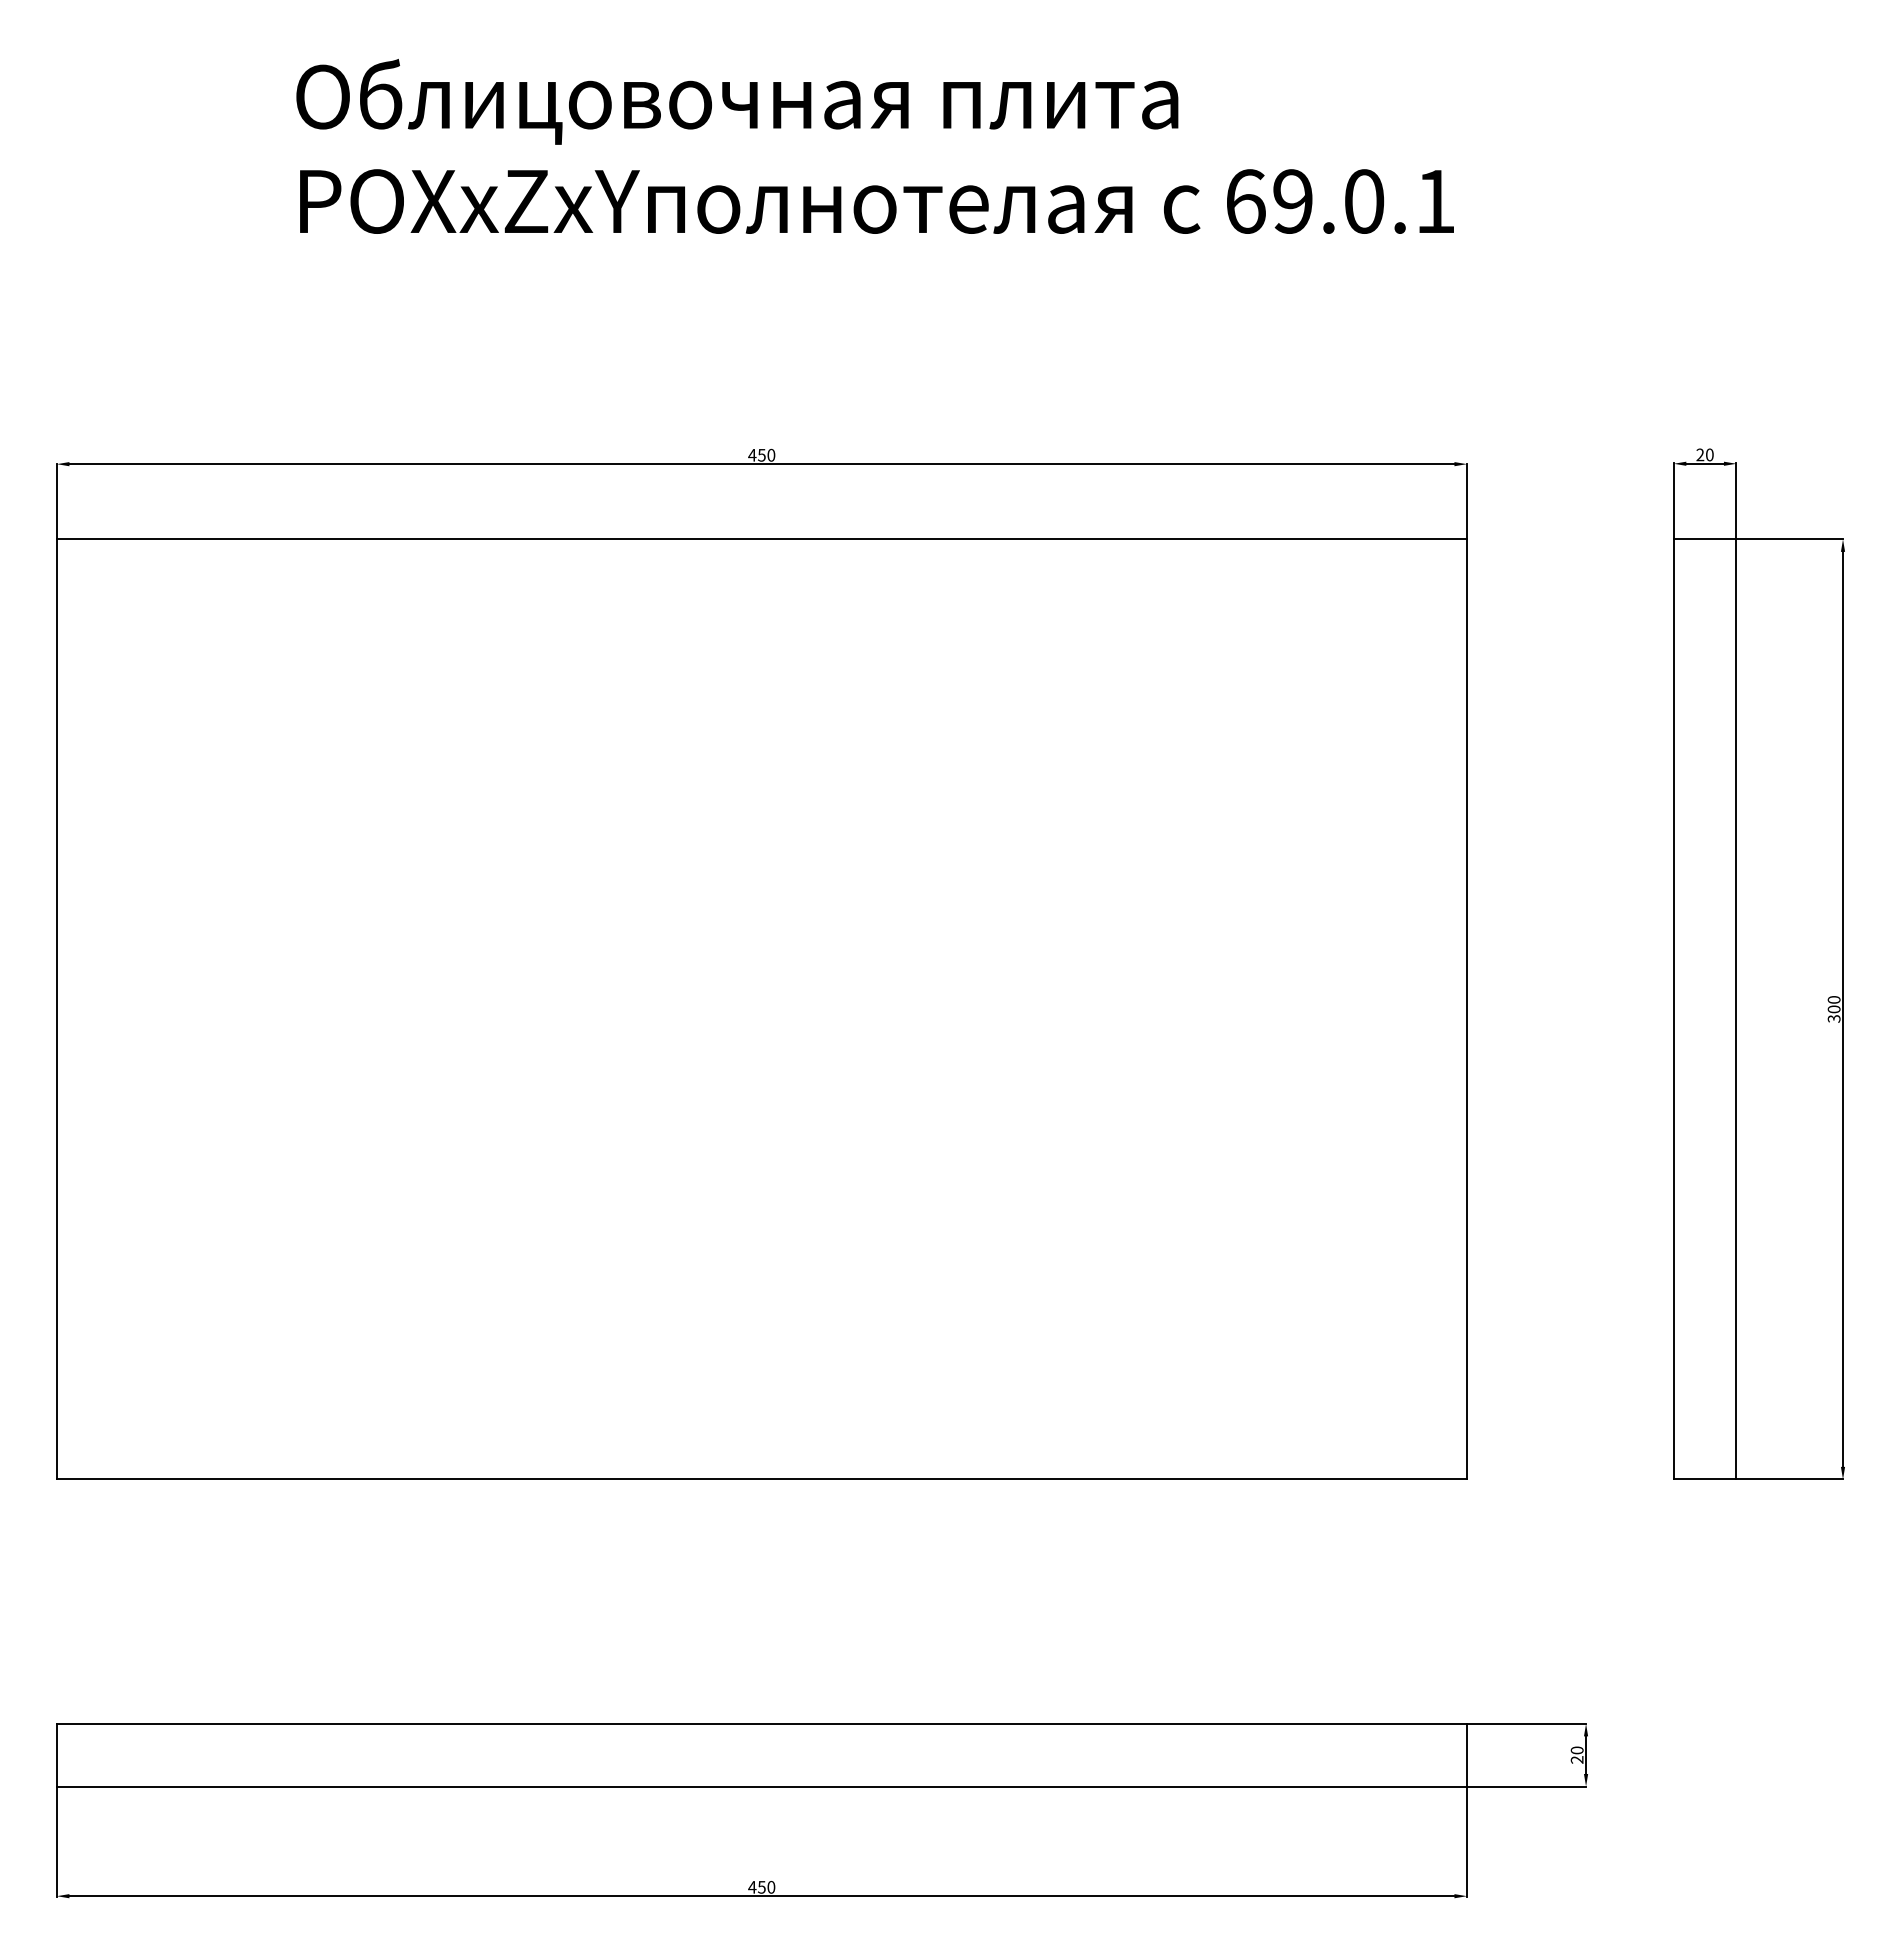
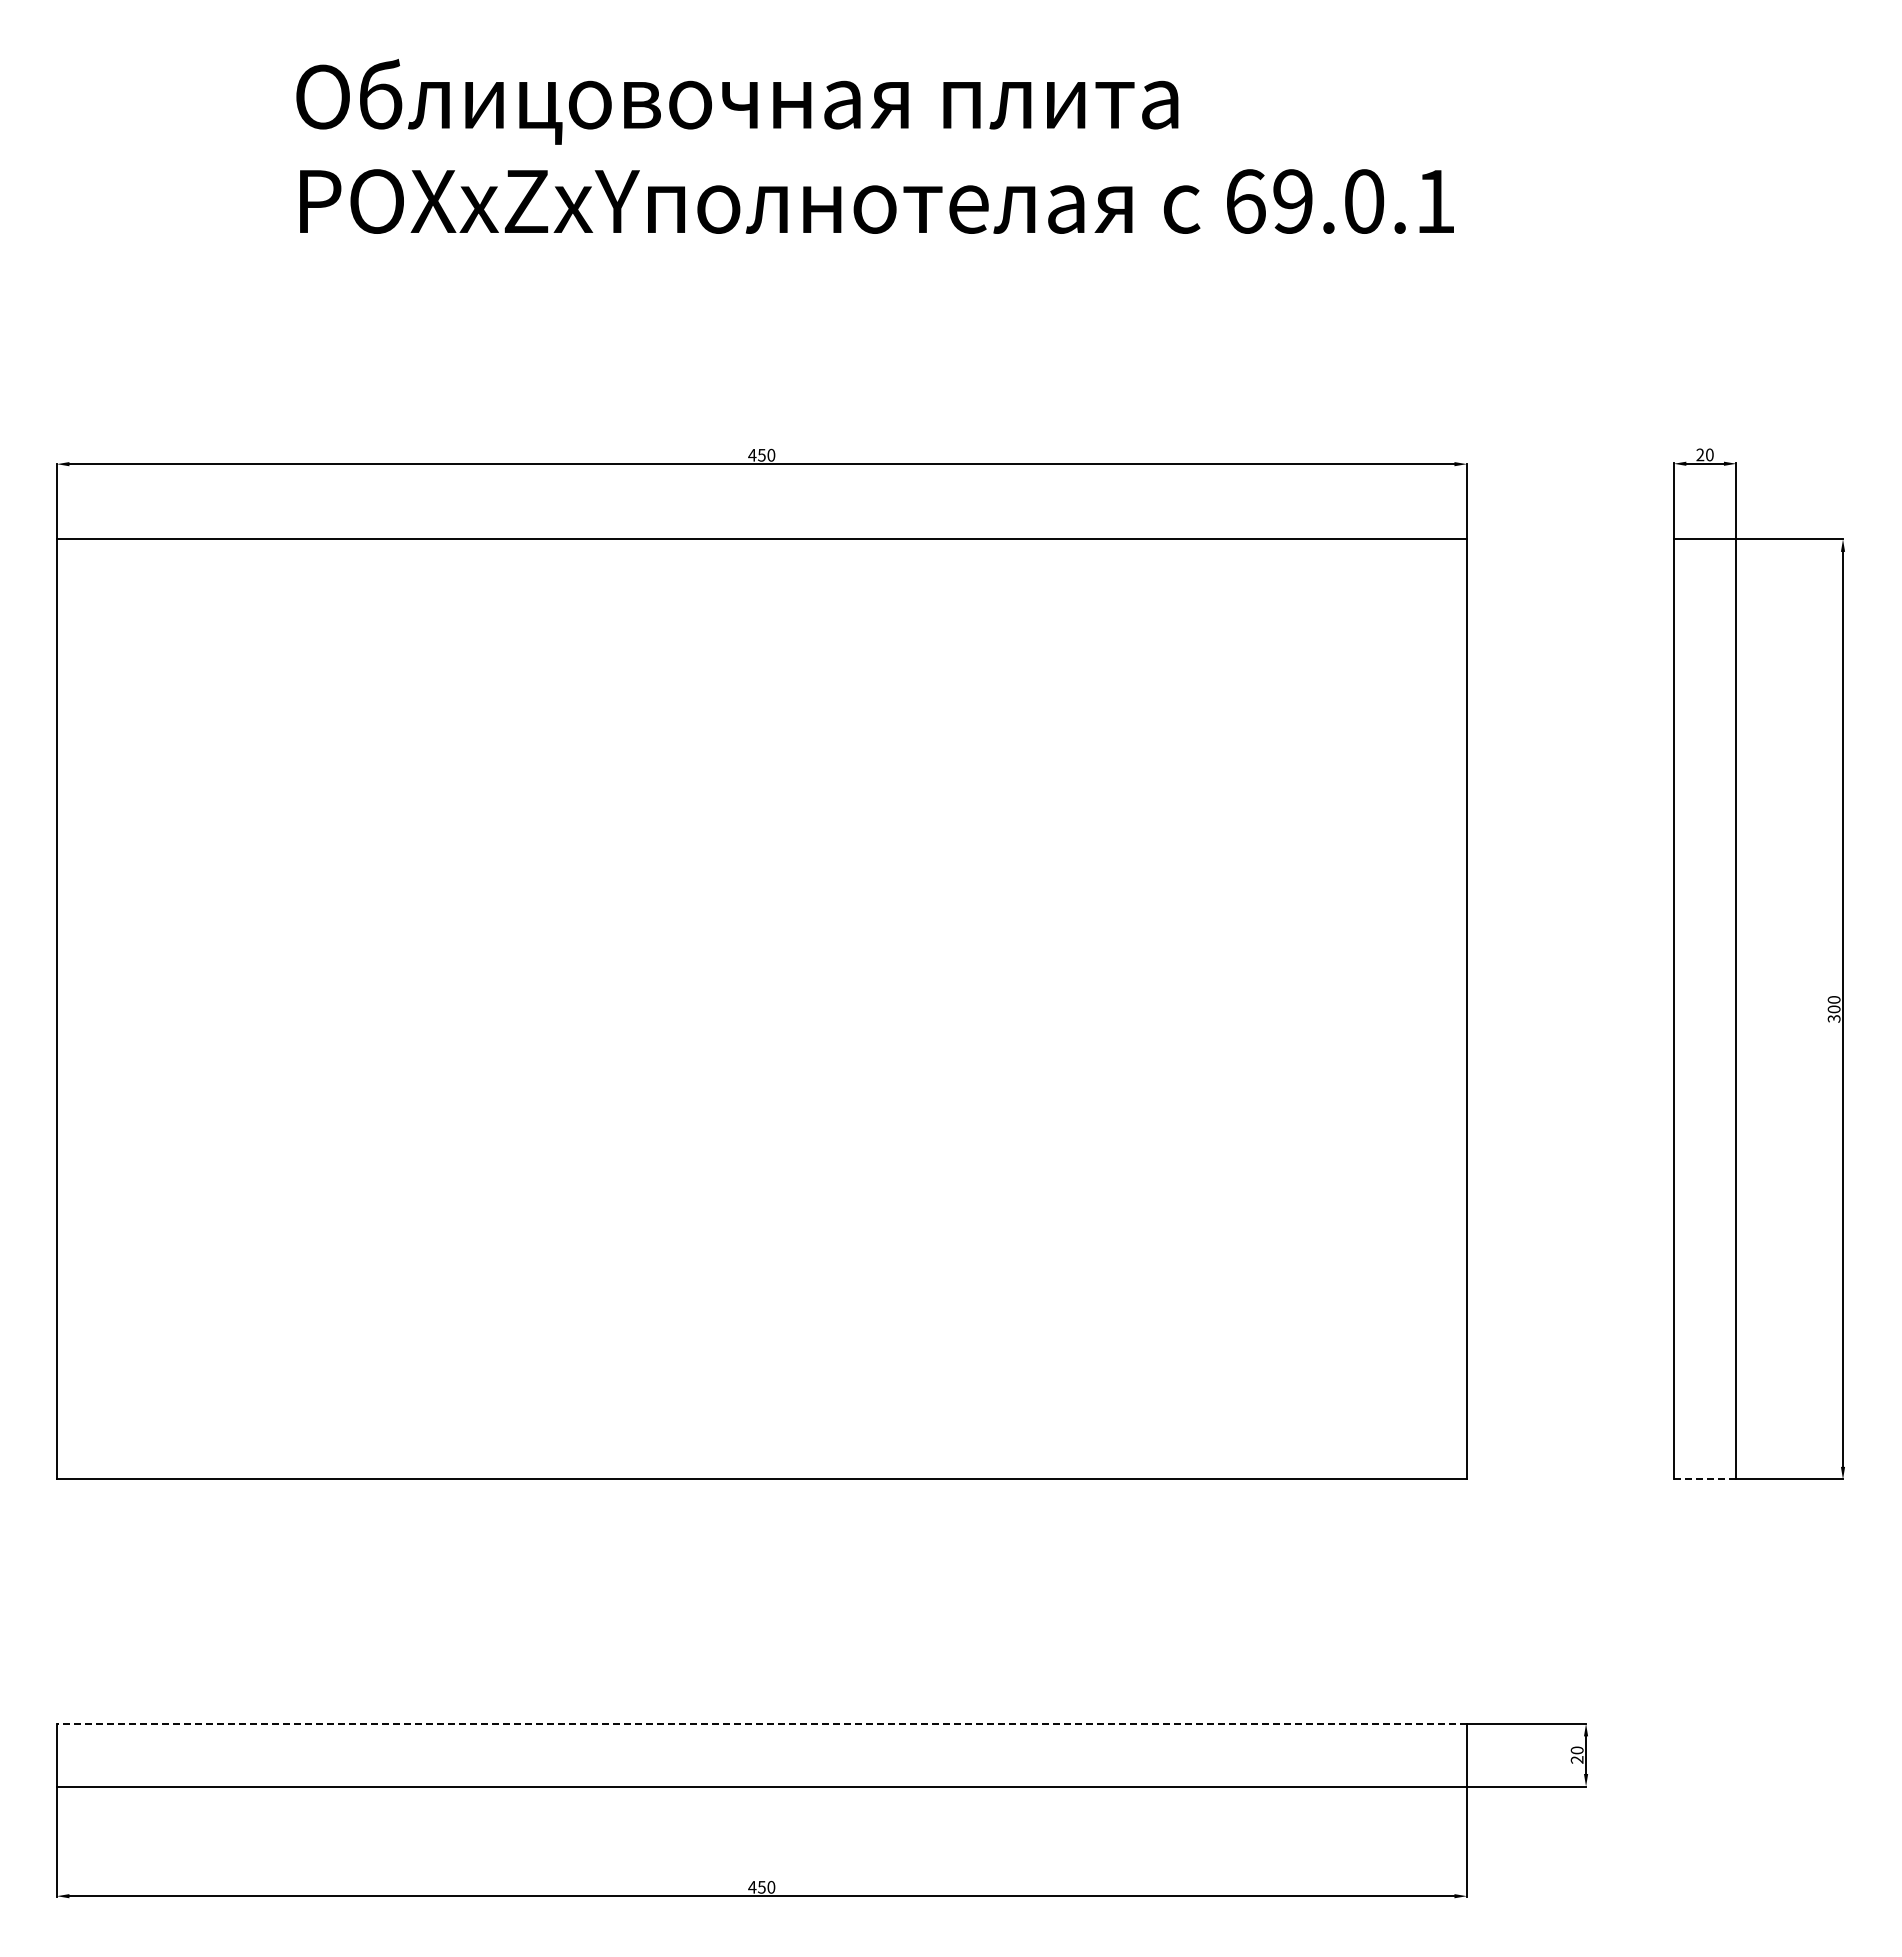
line: solid -> dashed (1705, 1479)
line: solid -> dashed (761, 1723)
